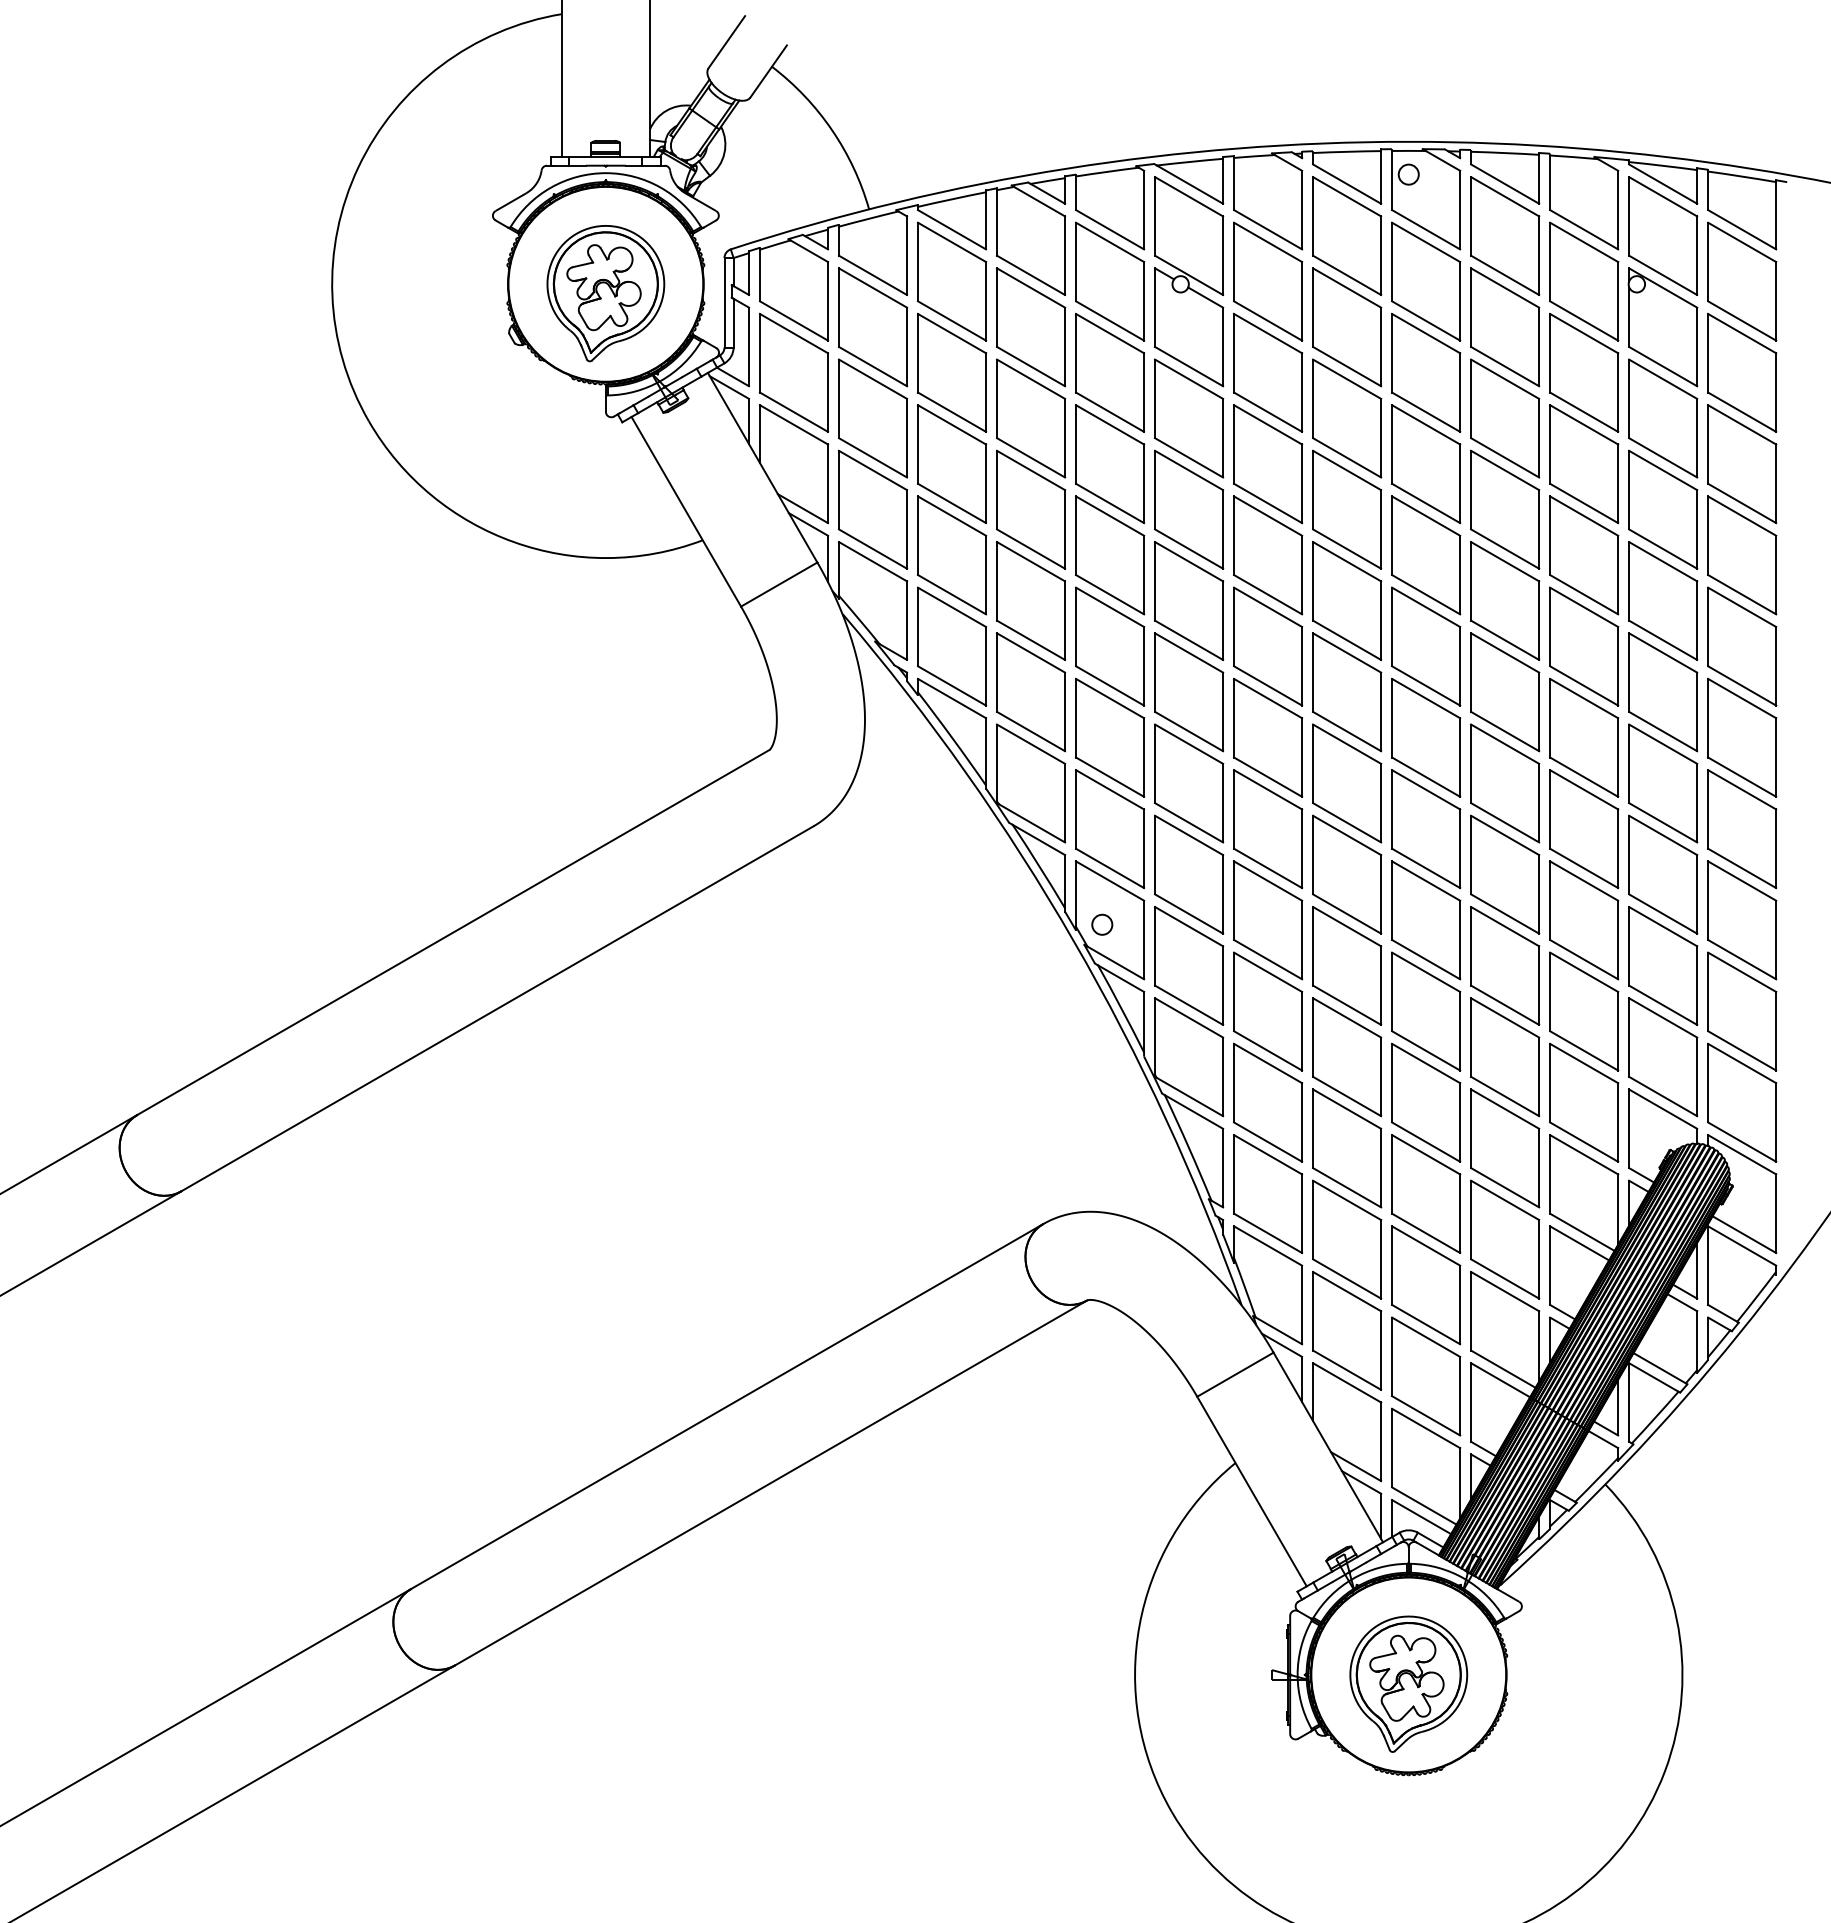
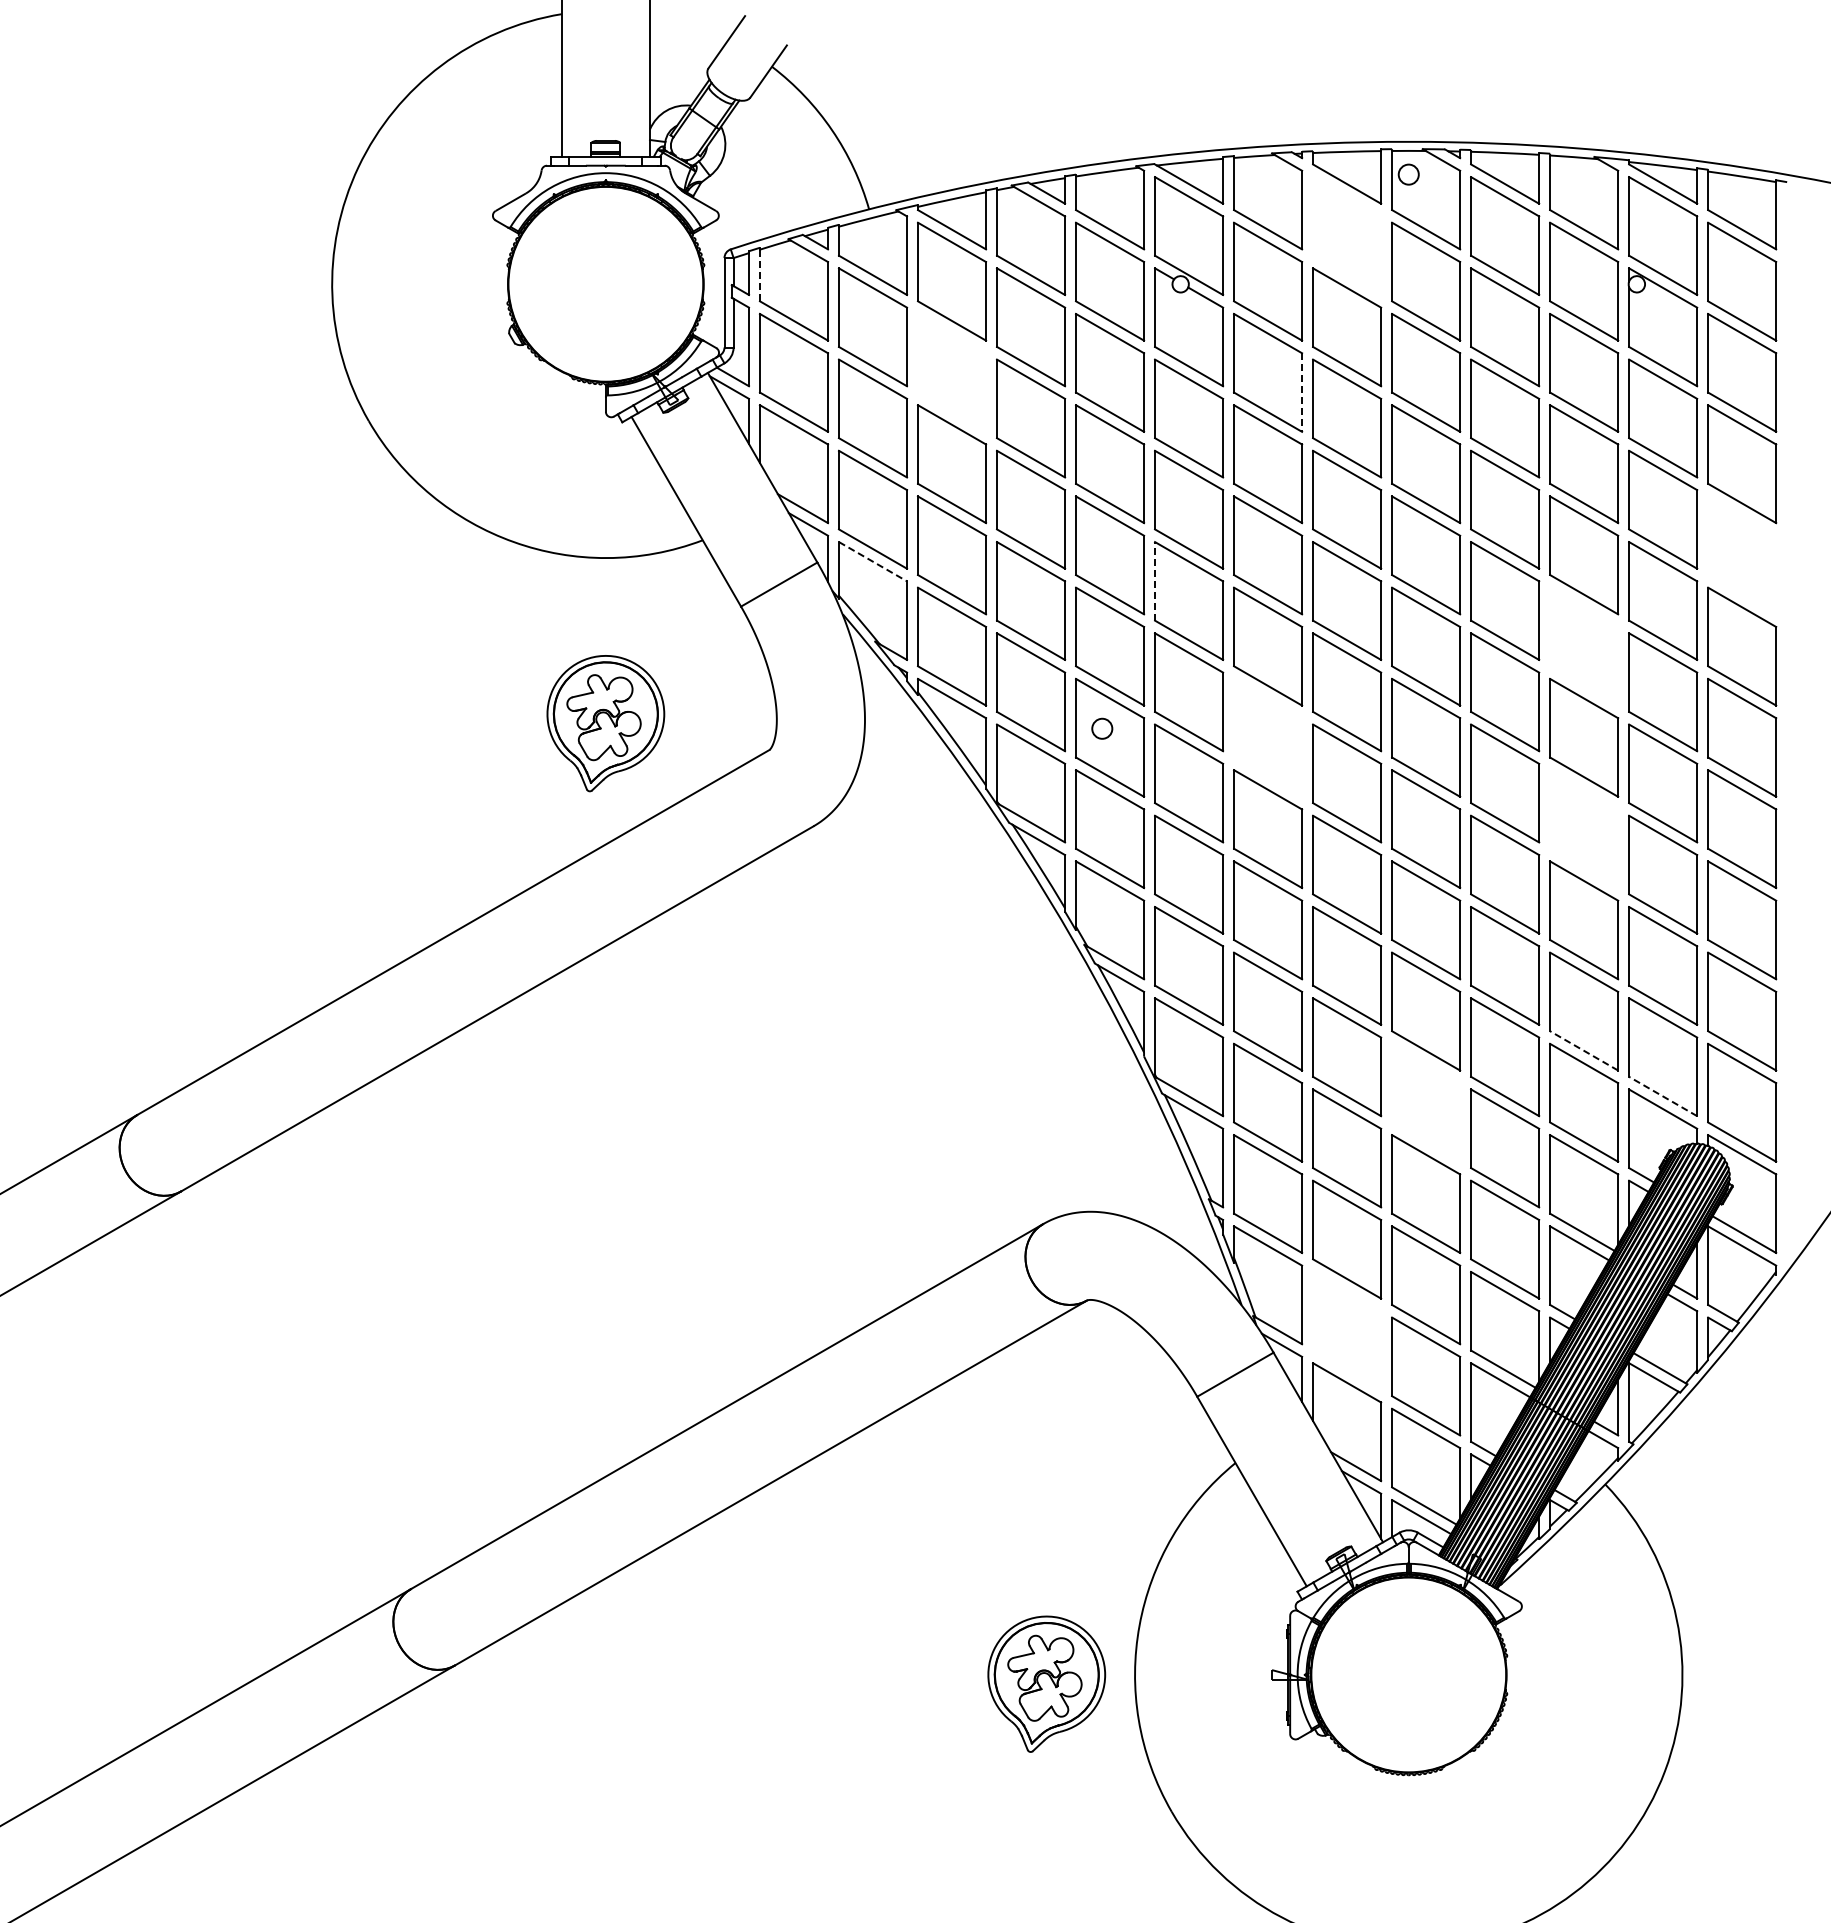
part: present -> none (1347, 235)
line: solid -> dashed (759, 275)
part position: (605, 293) -> (605, 723) (605, 723)
part: present -> none (952, 372)
line: solid -> dashed (1302, 393)
part: present -> none (1742, 555)
line: solid -> dashed (873, 561)
line: solid -> dashed (1155, 580)
part: present -> none (1584, 646)
part: present -> none (1268, 737)
part: present -> none (1584, 829)
circle position: (1102, 924) -> (1102, 728) (1102, 728)
line: solid -> dashed (1583, 1050)
line: solid -> dashed (1662, 1096)
part: present -> none (1426, 1102)
part: present -> none (1347, 1330)
part position: (1408, 1683) -> (1046, 1683) (1046, 1683)
